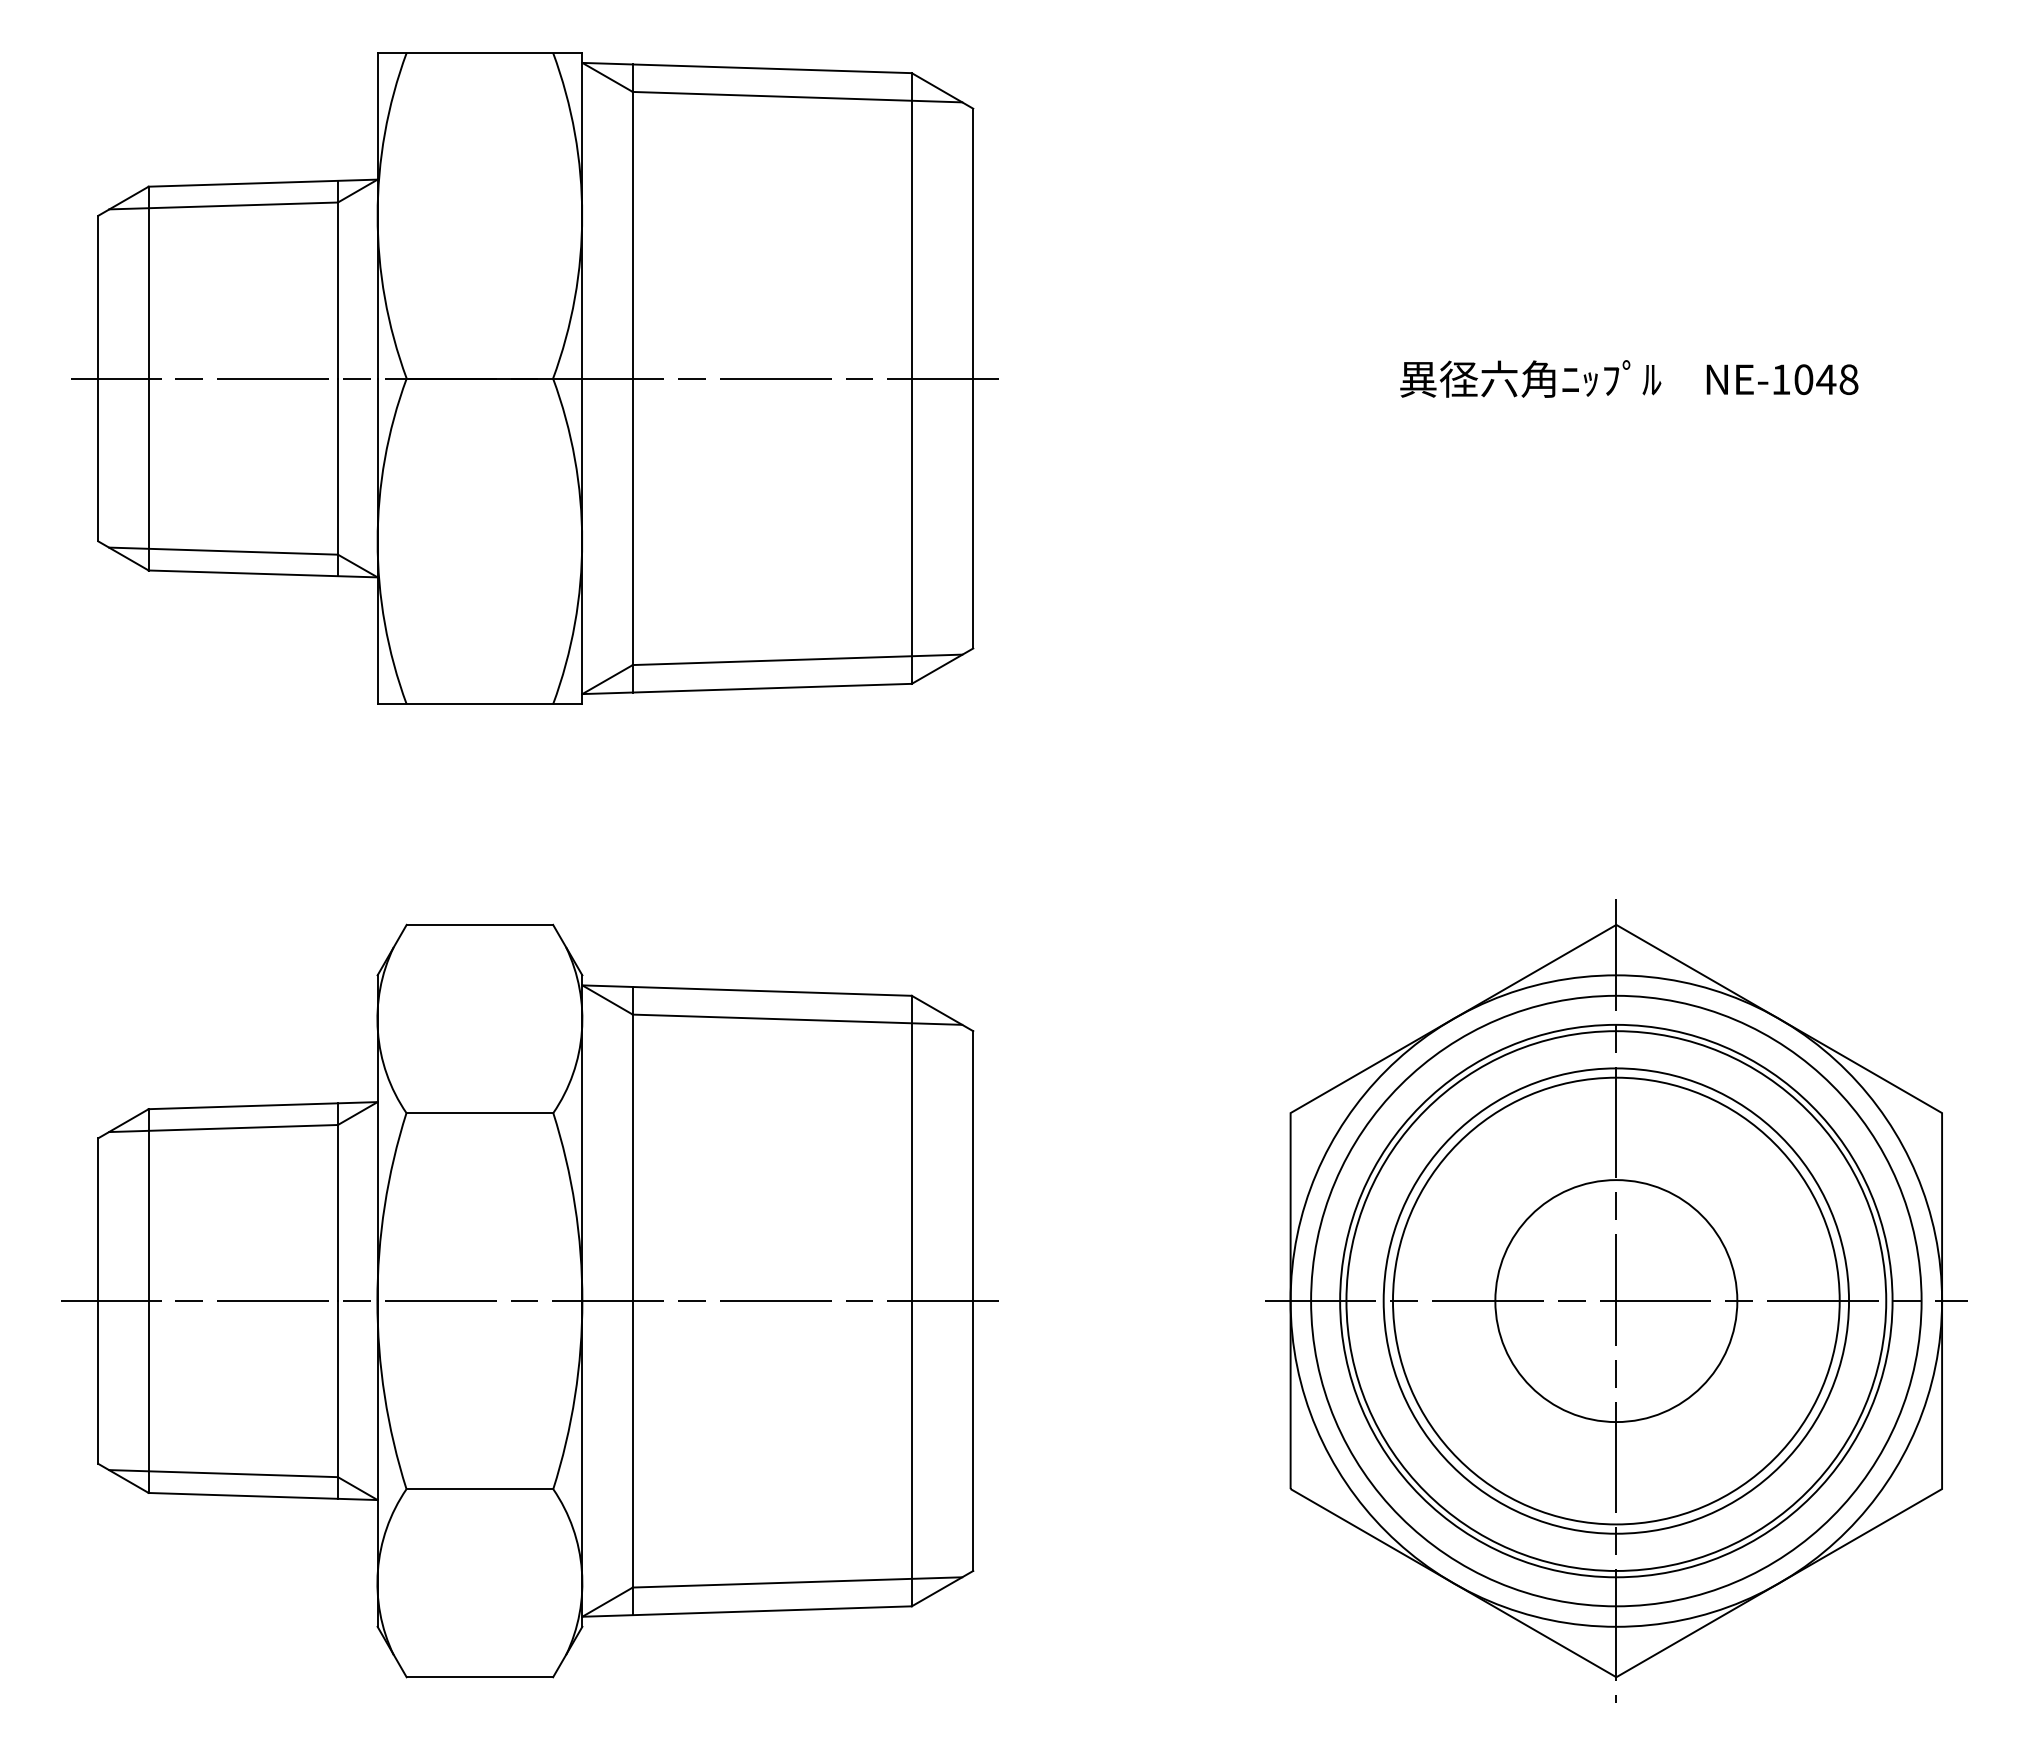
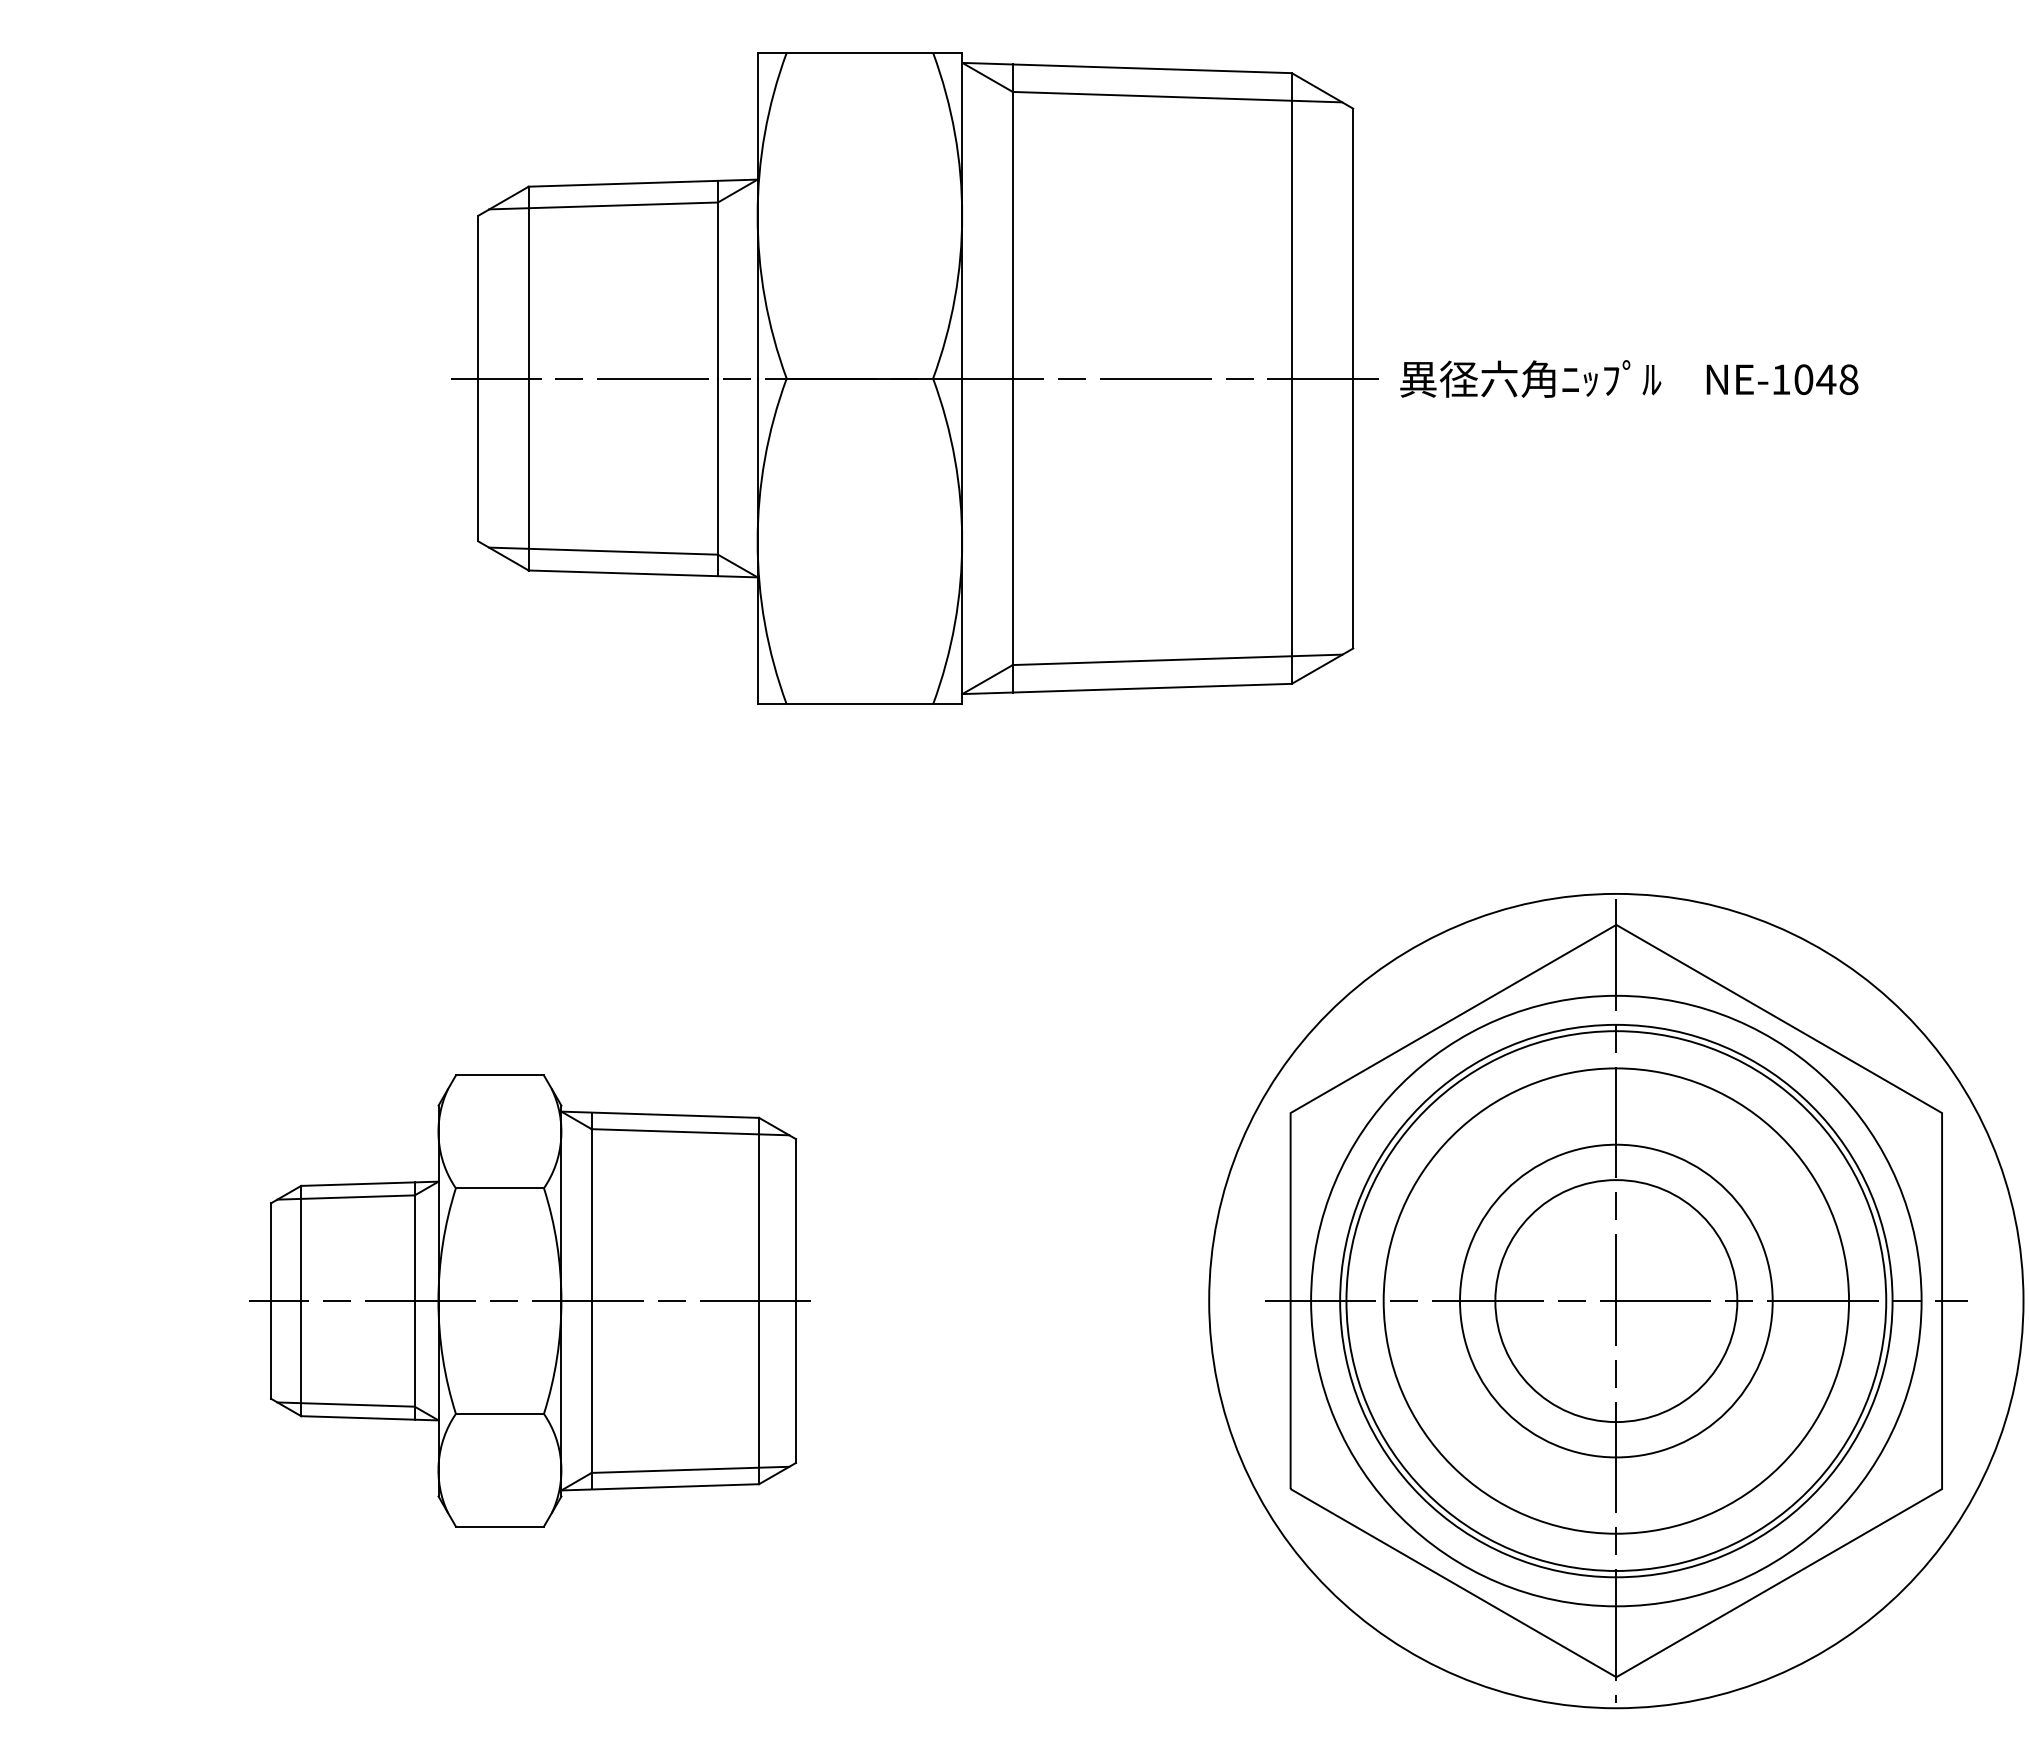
part position: (534, 378) -> (914, 378) (914, 378)
part size: 938x756 px -> 562x454 px (529, 1300)
circle diameter: 447 px -> 313 px (1616, 1300)
circle diameter: 651 px -> 814 px (1616, 1300)
